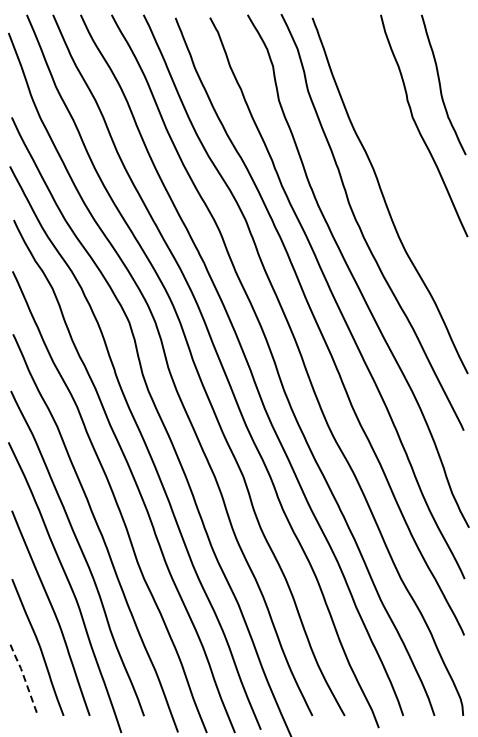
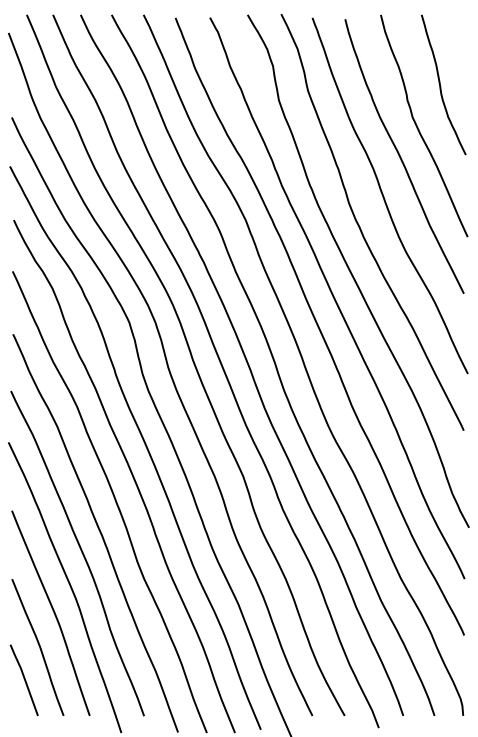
curve: none -> present (401, 157)
line: dashed -> solid (24, 678)
